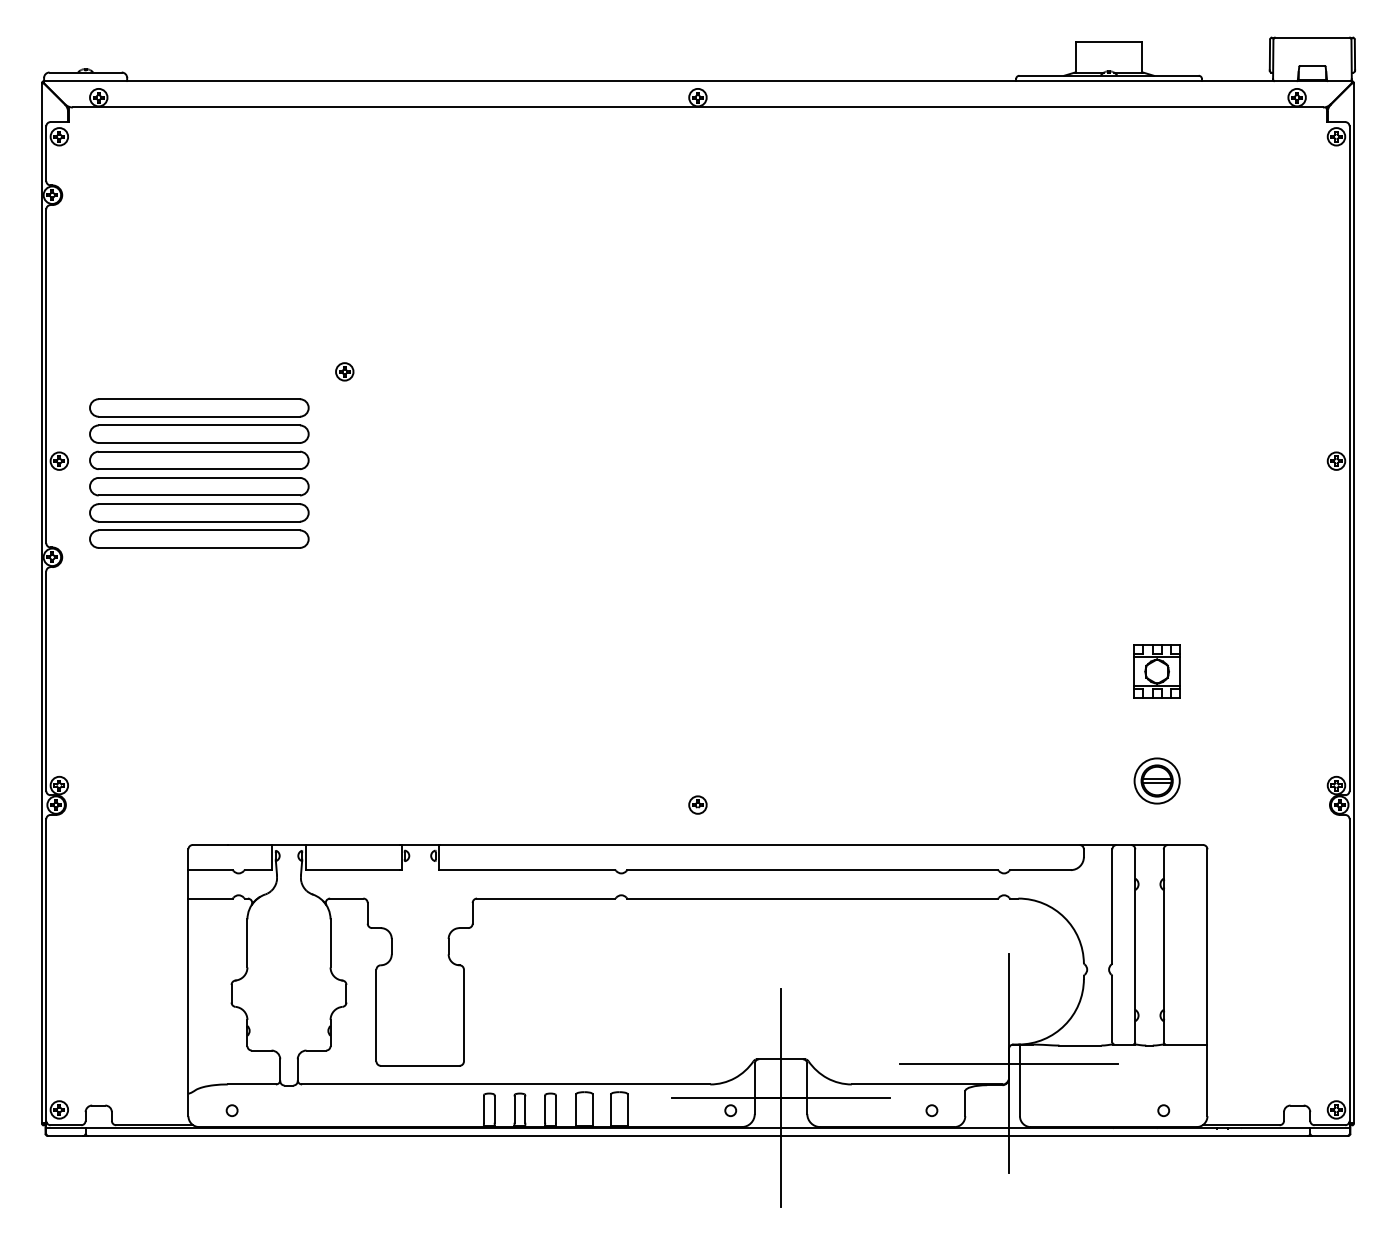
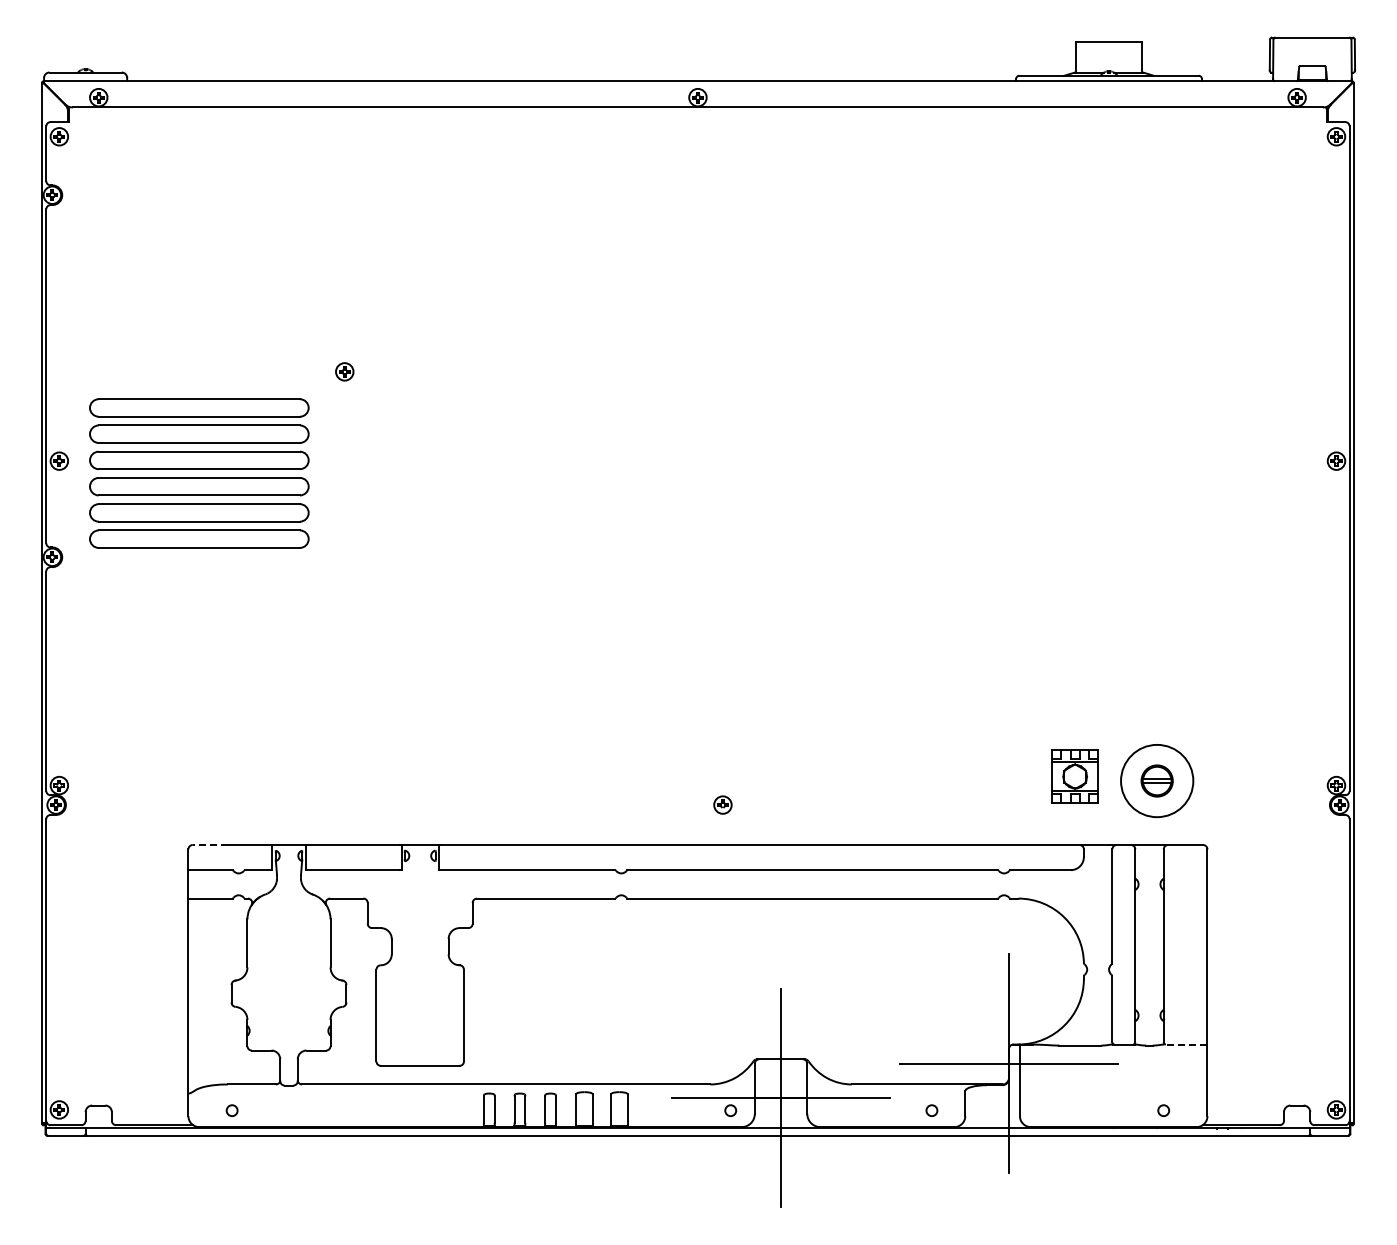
part position: (1156, 671) -> (1074, 776) (1074, 776)
circle diameter: 45 px -> 72 px (1157, 780)
part position: (697, 804) -> (722, 804) (722, 804)
line: solid -> dashed (209, 845)
line: solid -> dashed (1185, 1044)
